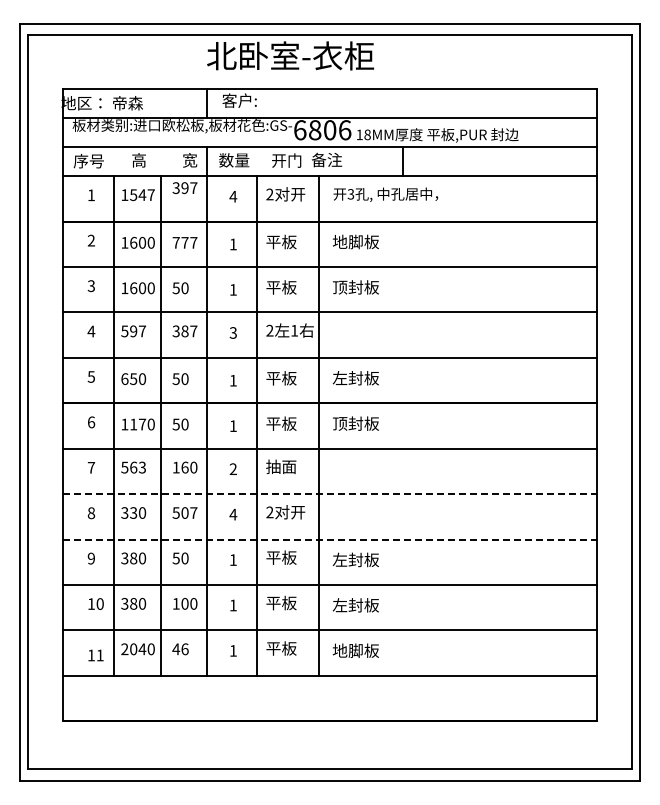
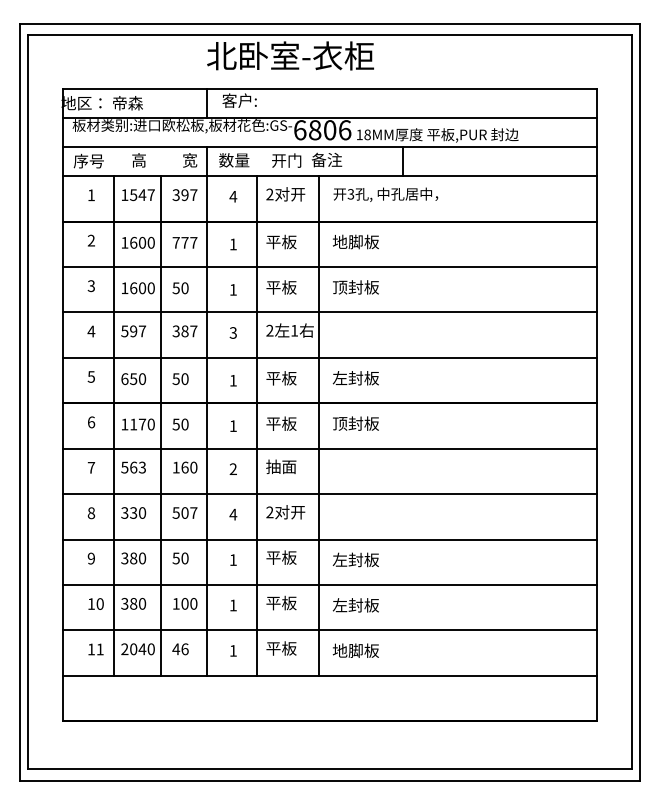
text position: (184, 188) -> (184, 195) (184, 195)
line: dashed -> solid (330, 494)
line: dashed -> solid (330, 539)
text position: (95, 655) -> (95, 649) (95, 649)
